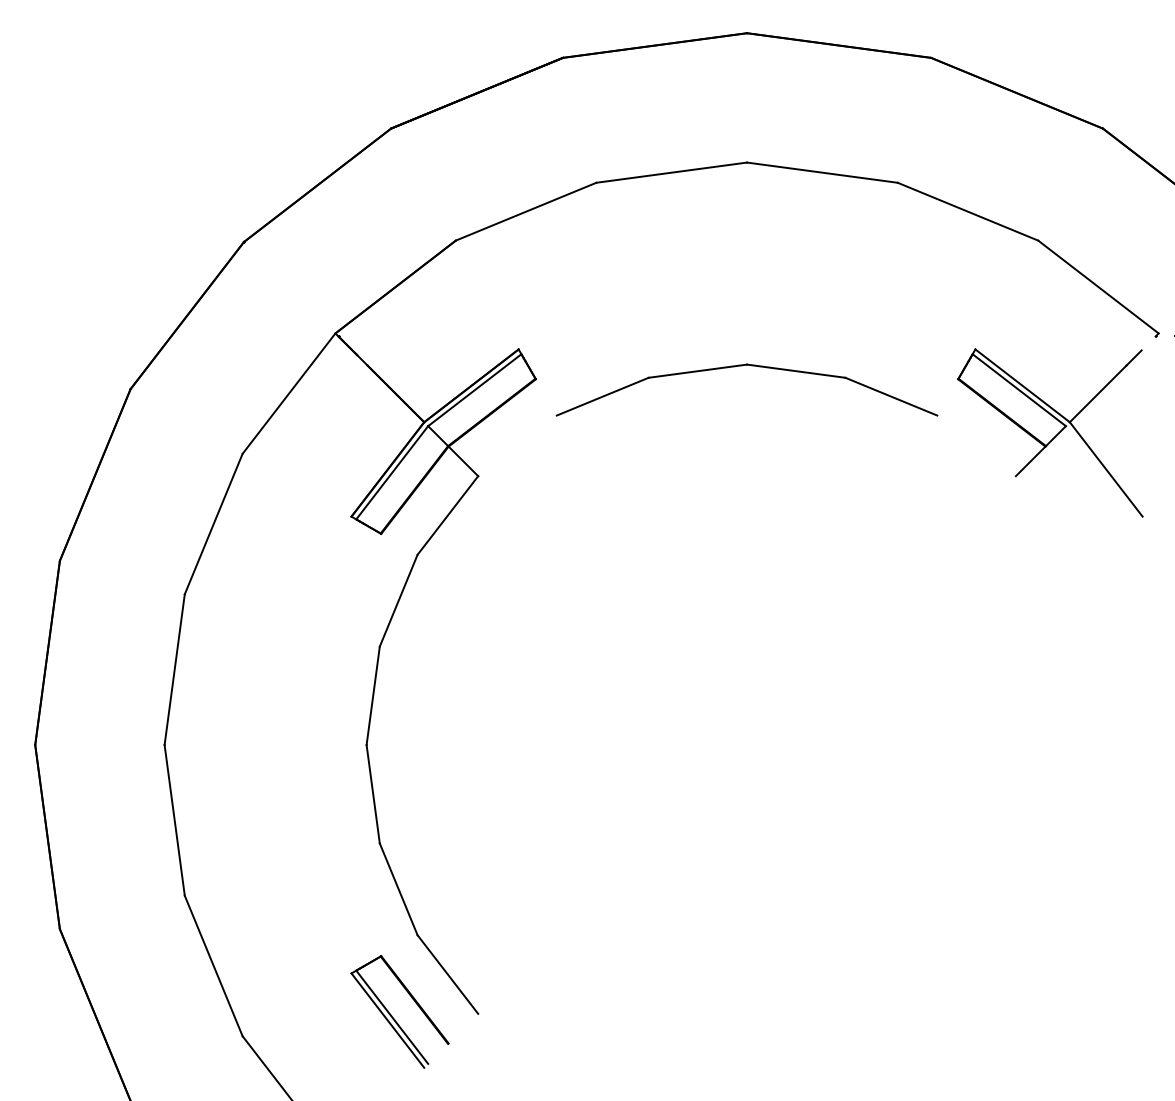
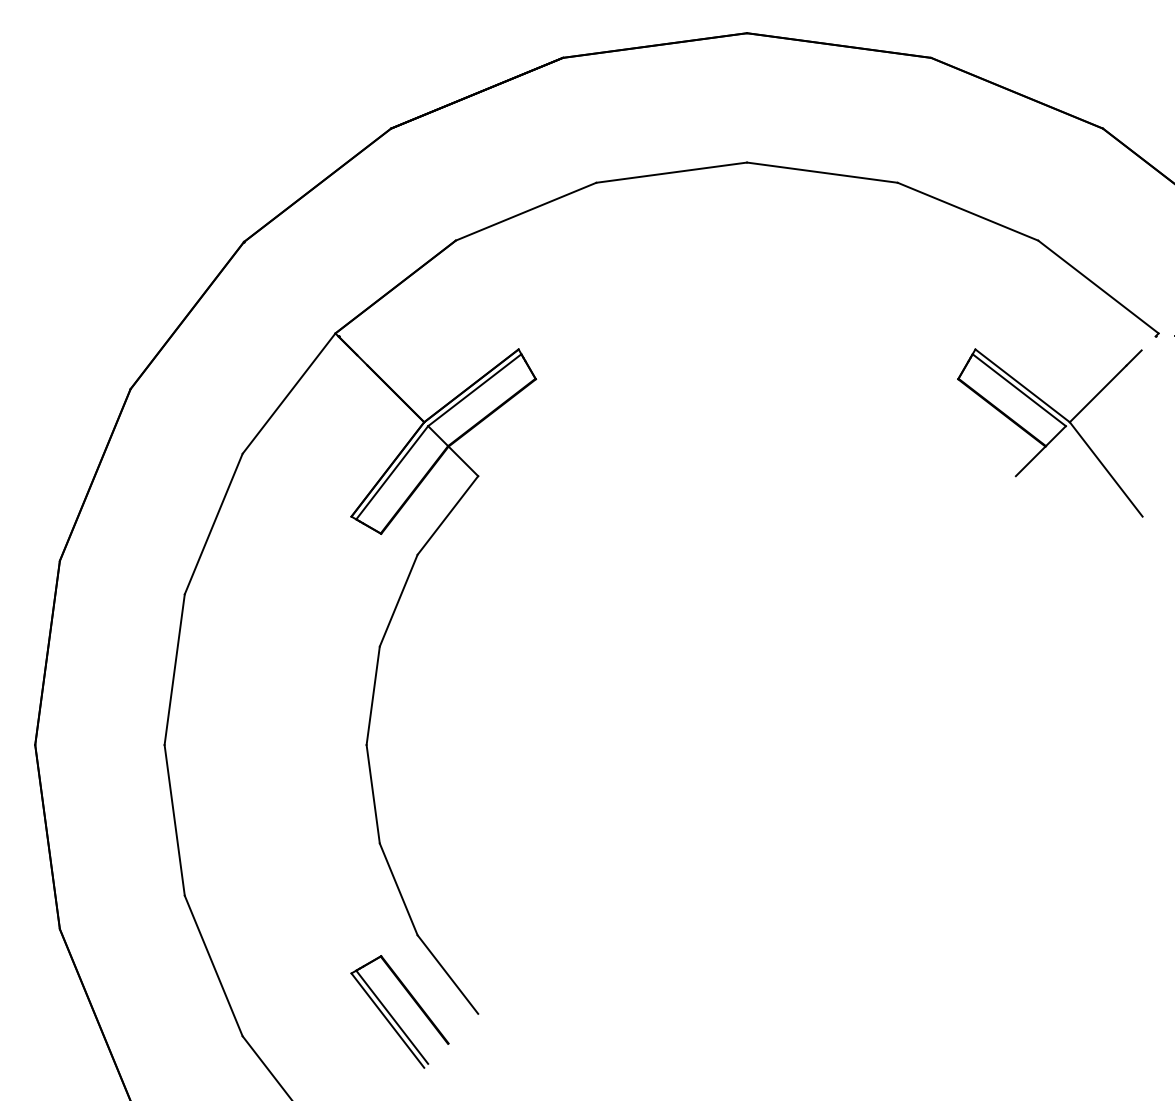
part: present -> none (742, 366)
